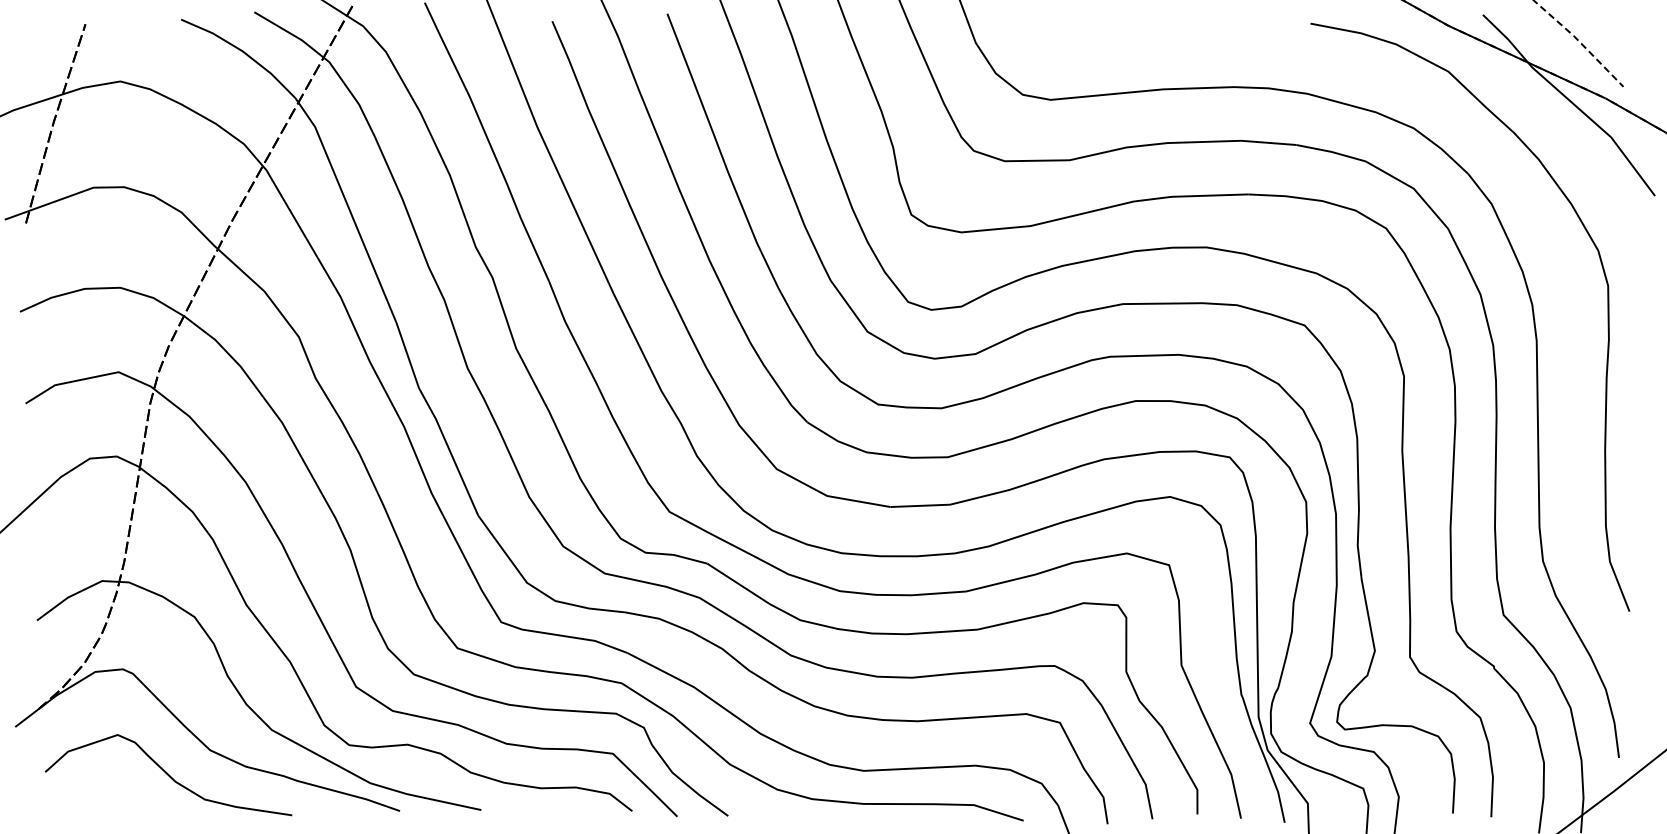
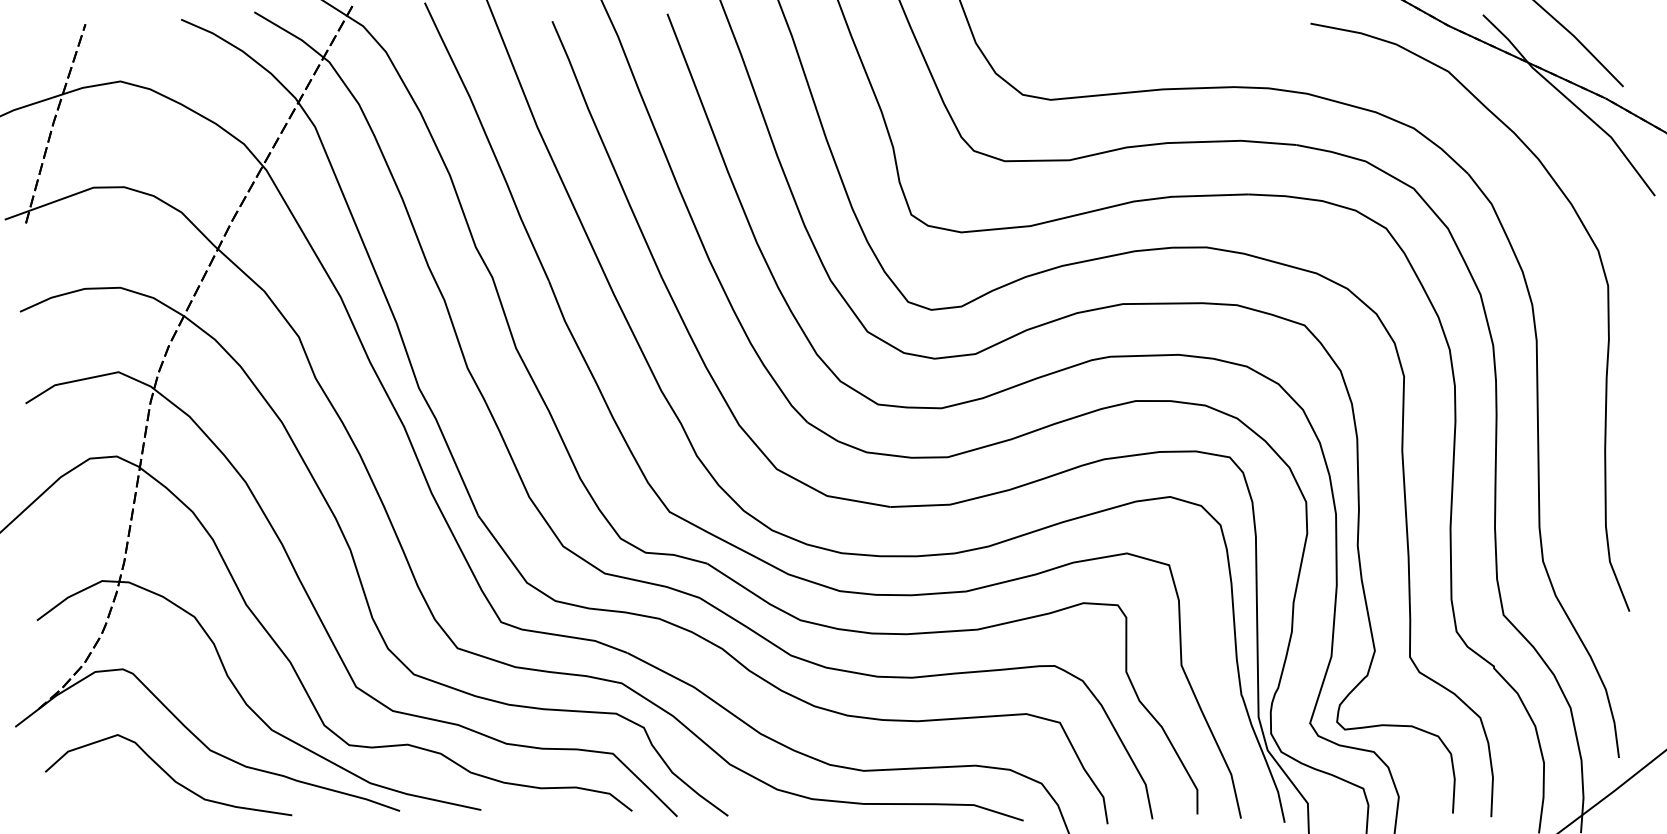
line: dashed -> solid (1579, 41)
